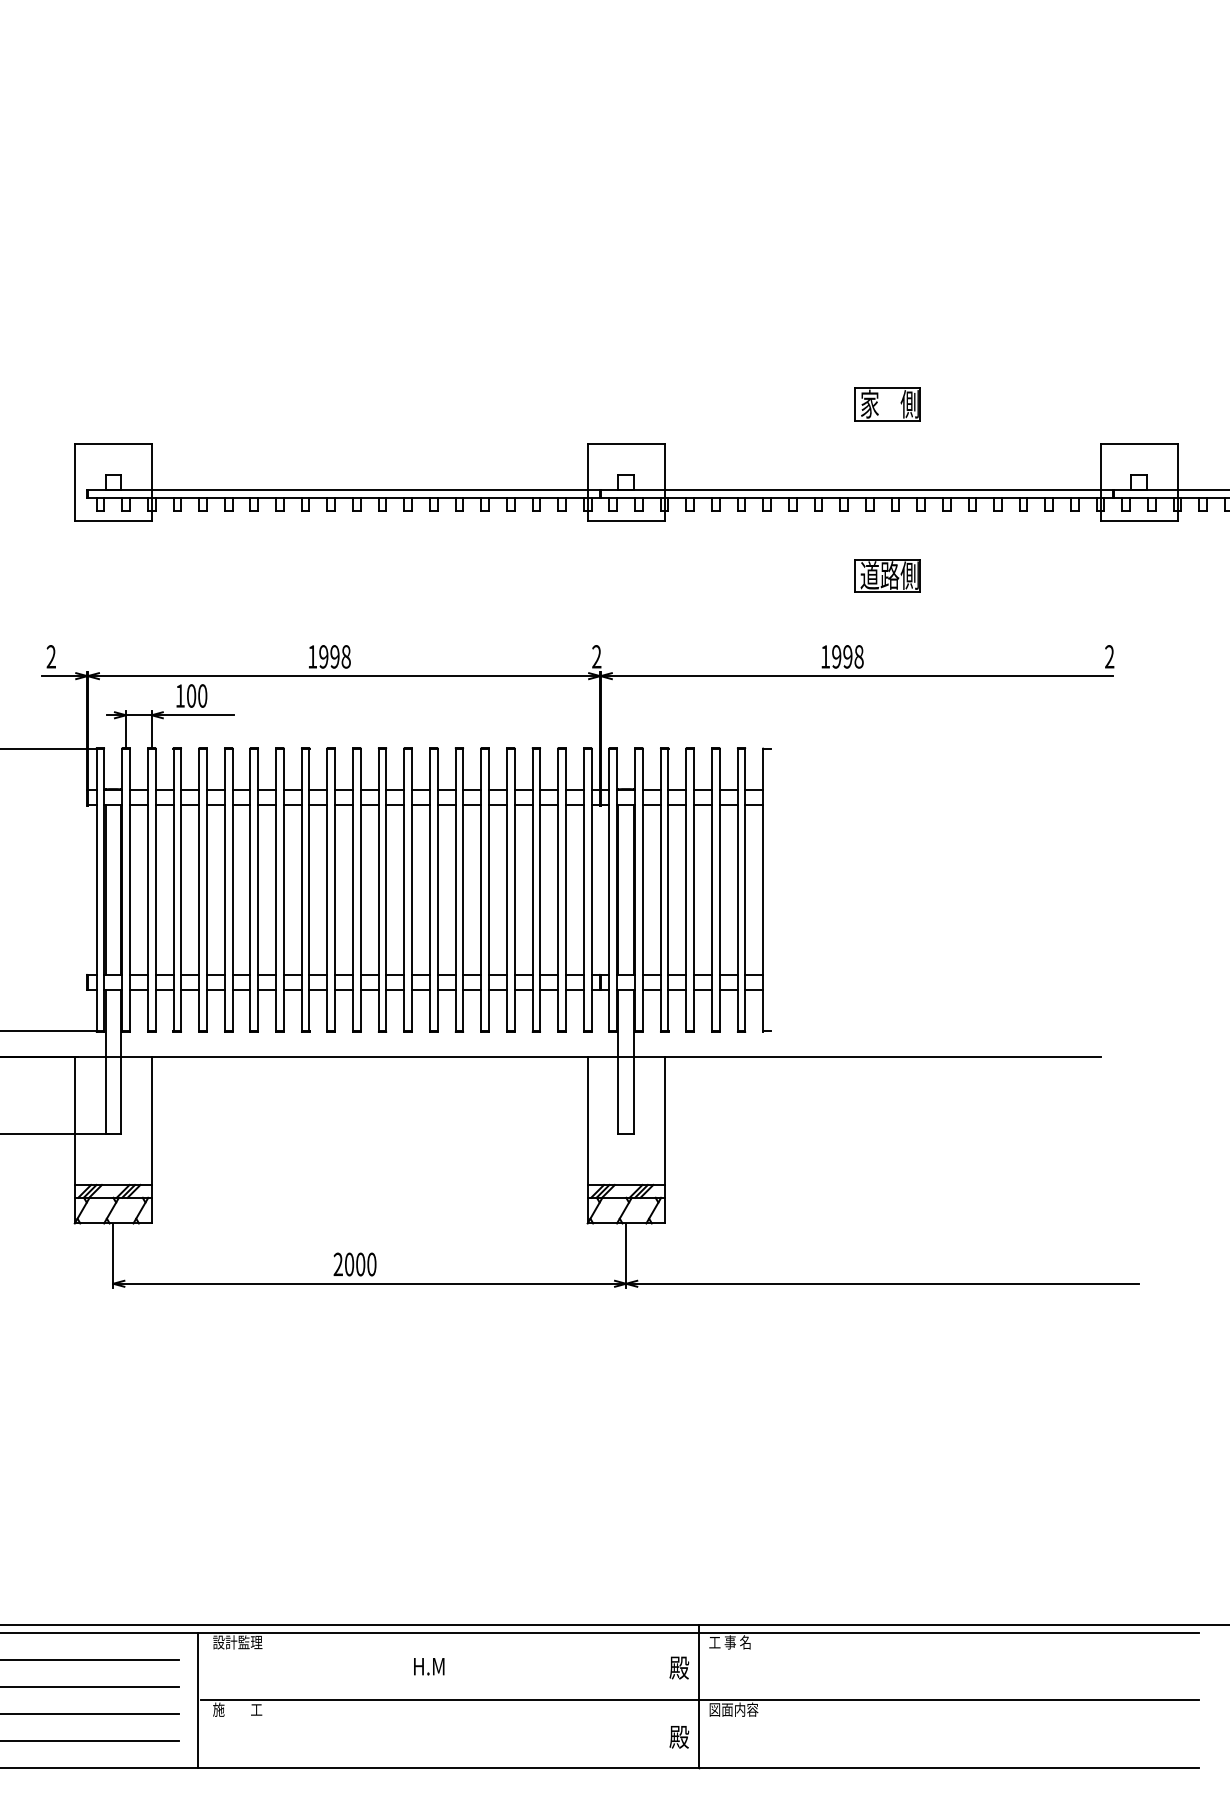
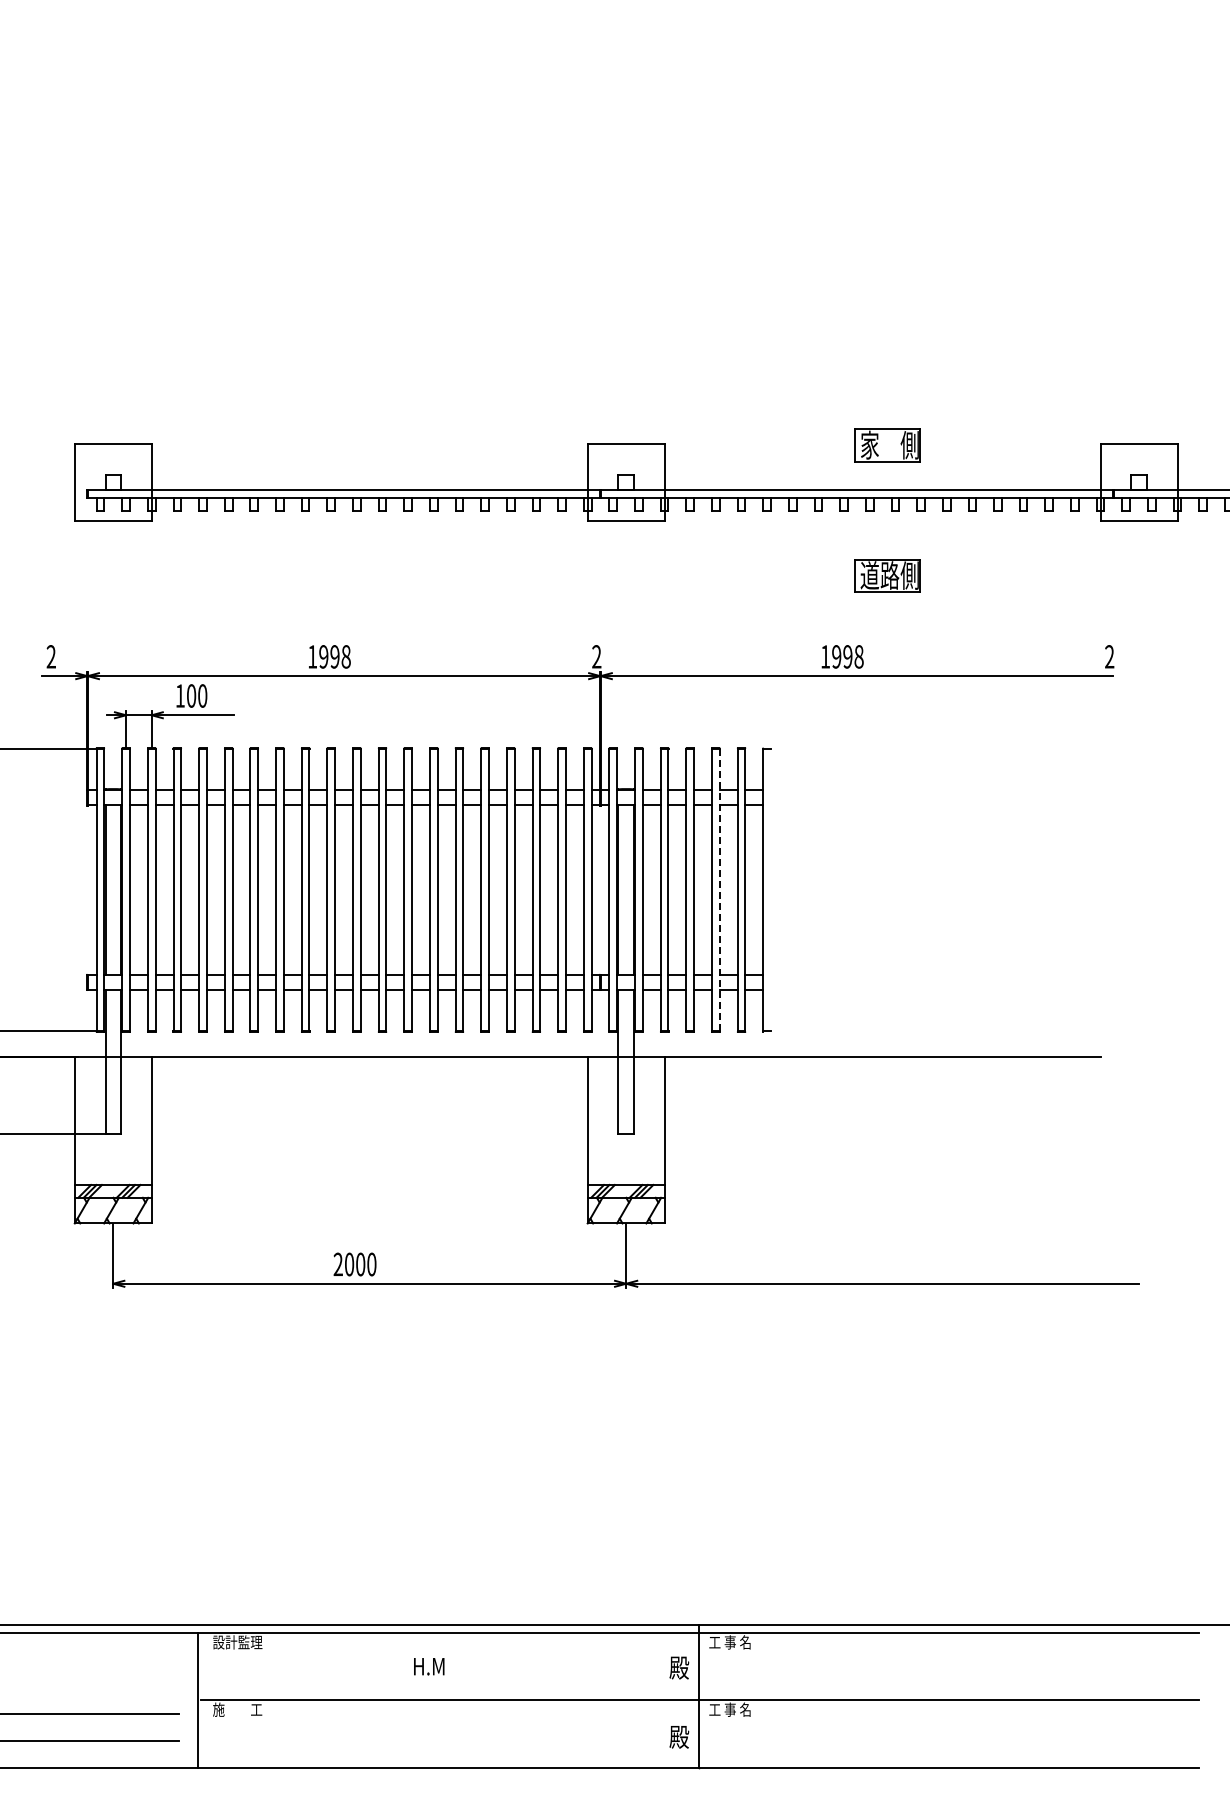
part position: (887, 404) -> (887, 445) (887, 445)
line: solid -> dashed (719, 890)
line: present -> none (90, 1659)
line: present -> none (90, 1686)
text: 図面内容 -> 工 事 名 (733, 1709)
